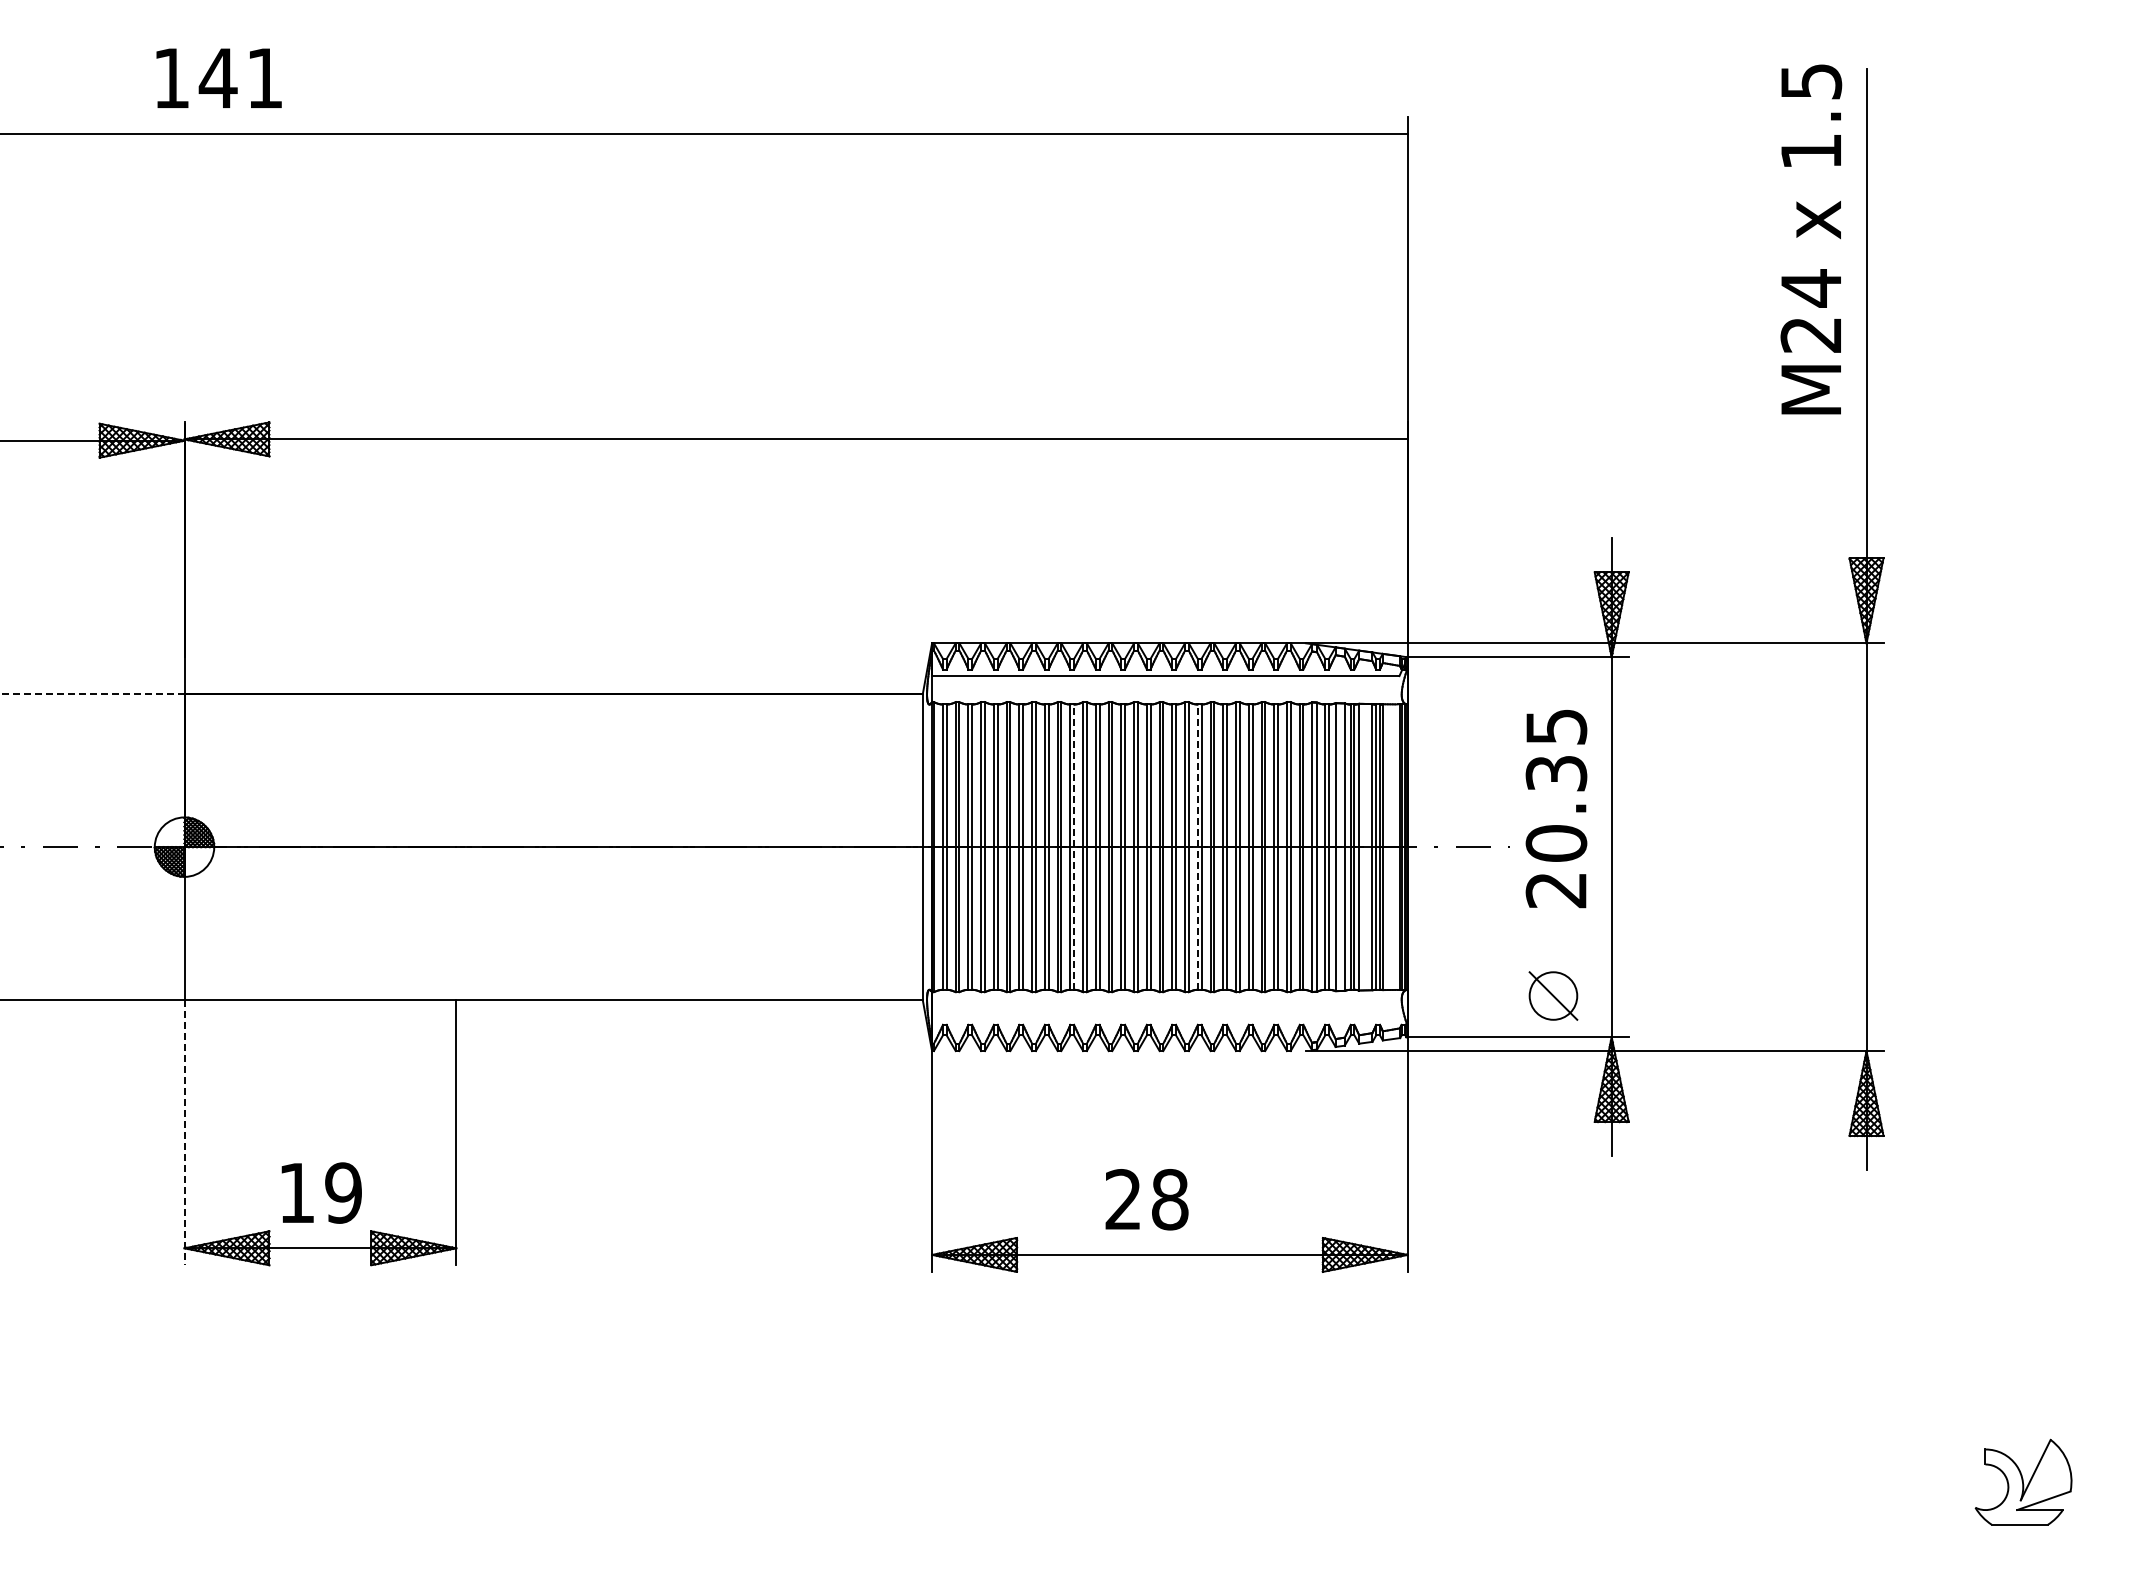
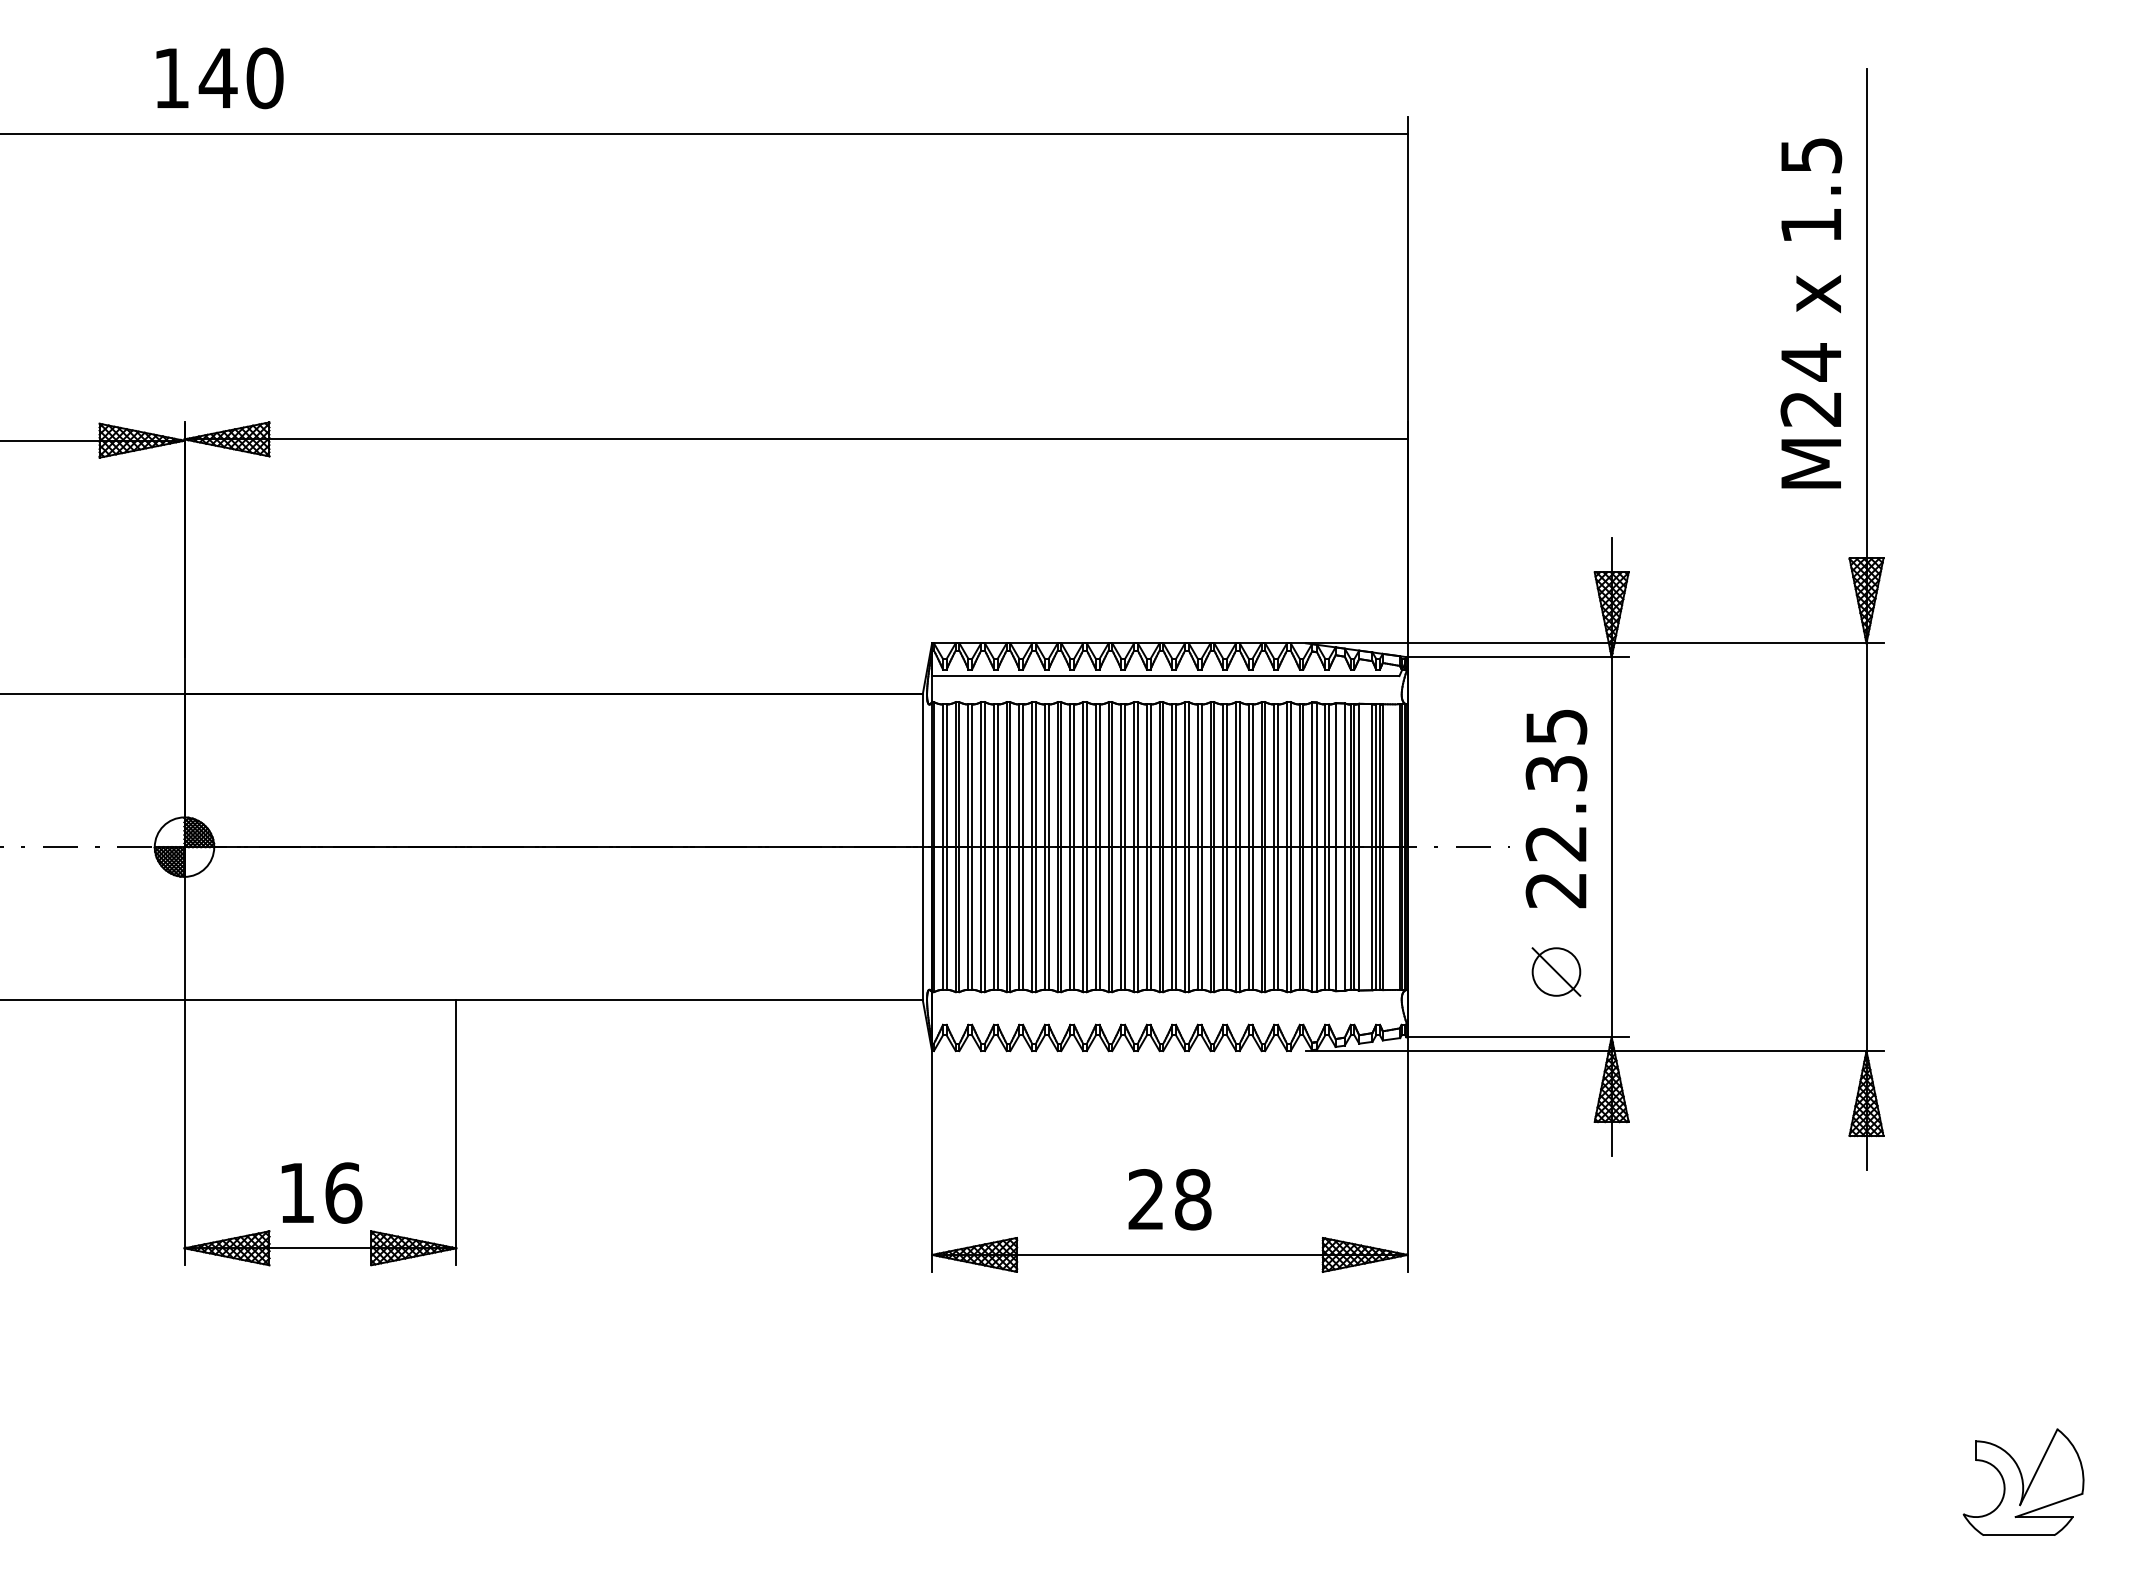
text: 141 -> 140 (264, 78)
text position: (1811, 239) -> (1811, 313) (1811, 313)
line: dashed -> solid (92, 694)
text: 20.35 -> 22.35 (1556, 843)
line: dashed -> solid (1074, 847)
line: dashed -> solid (1197, 847)
part position: (1553, 995) -> (1556, 971) (1556, 971)
line: dashed -> solid (184, 1132)
text: 19 -> 16 (343, 1192)
text position: (1146, 1199) -> (1169, 1199) (1169, 1199)
part size: 99x88 px -> 123x108 px (2023, 1481)
